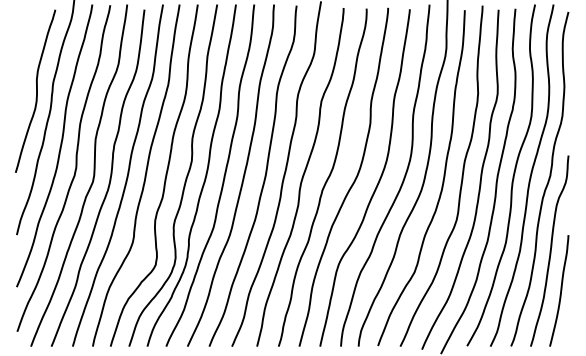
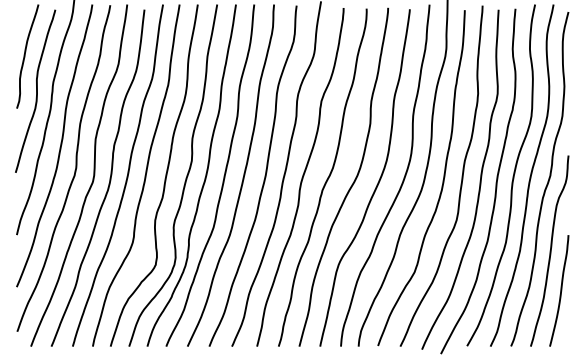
curve: none -> present (25, 56)
